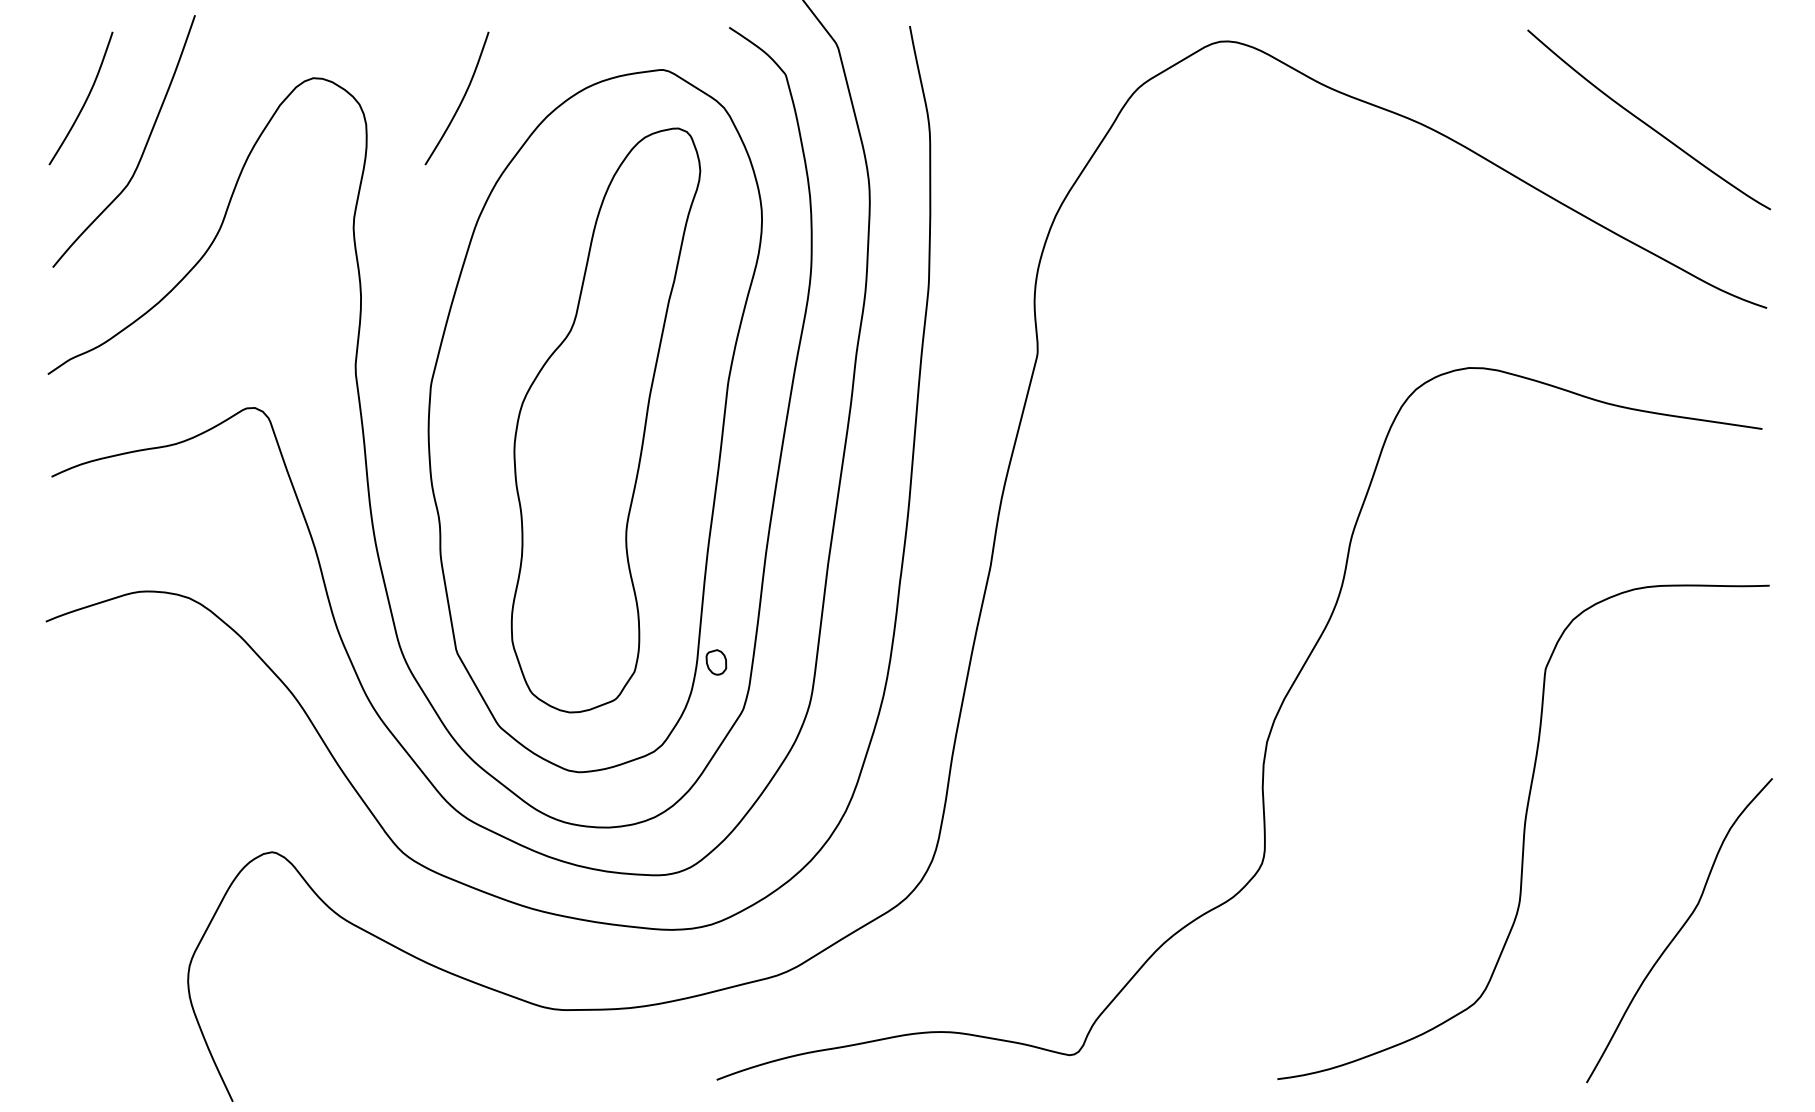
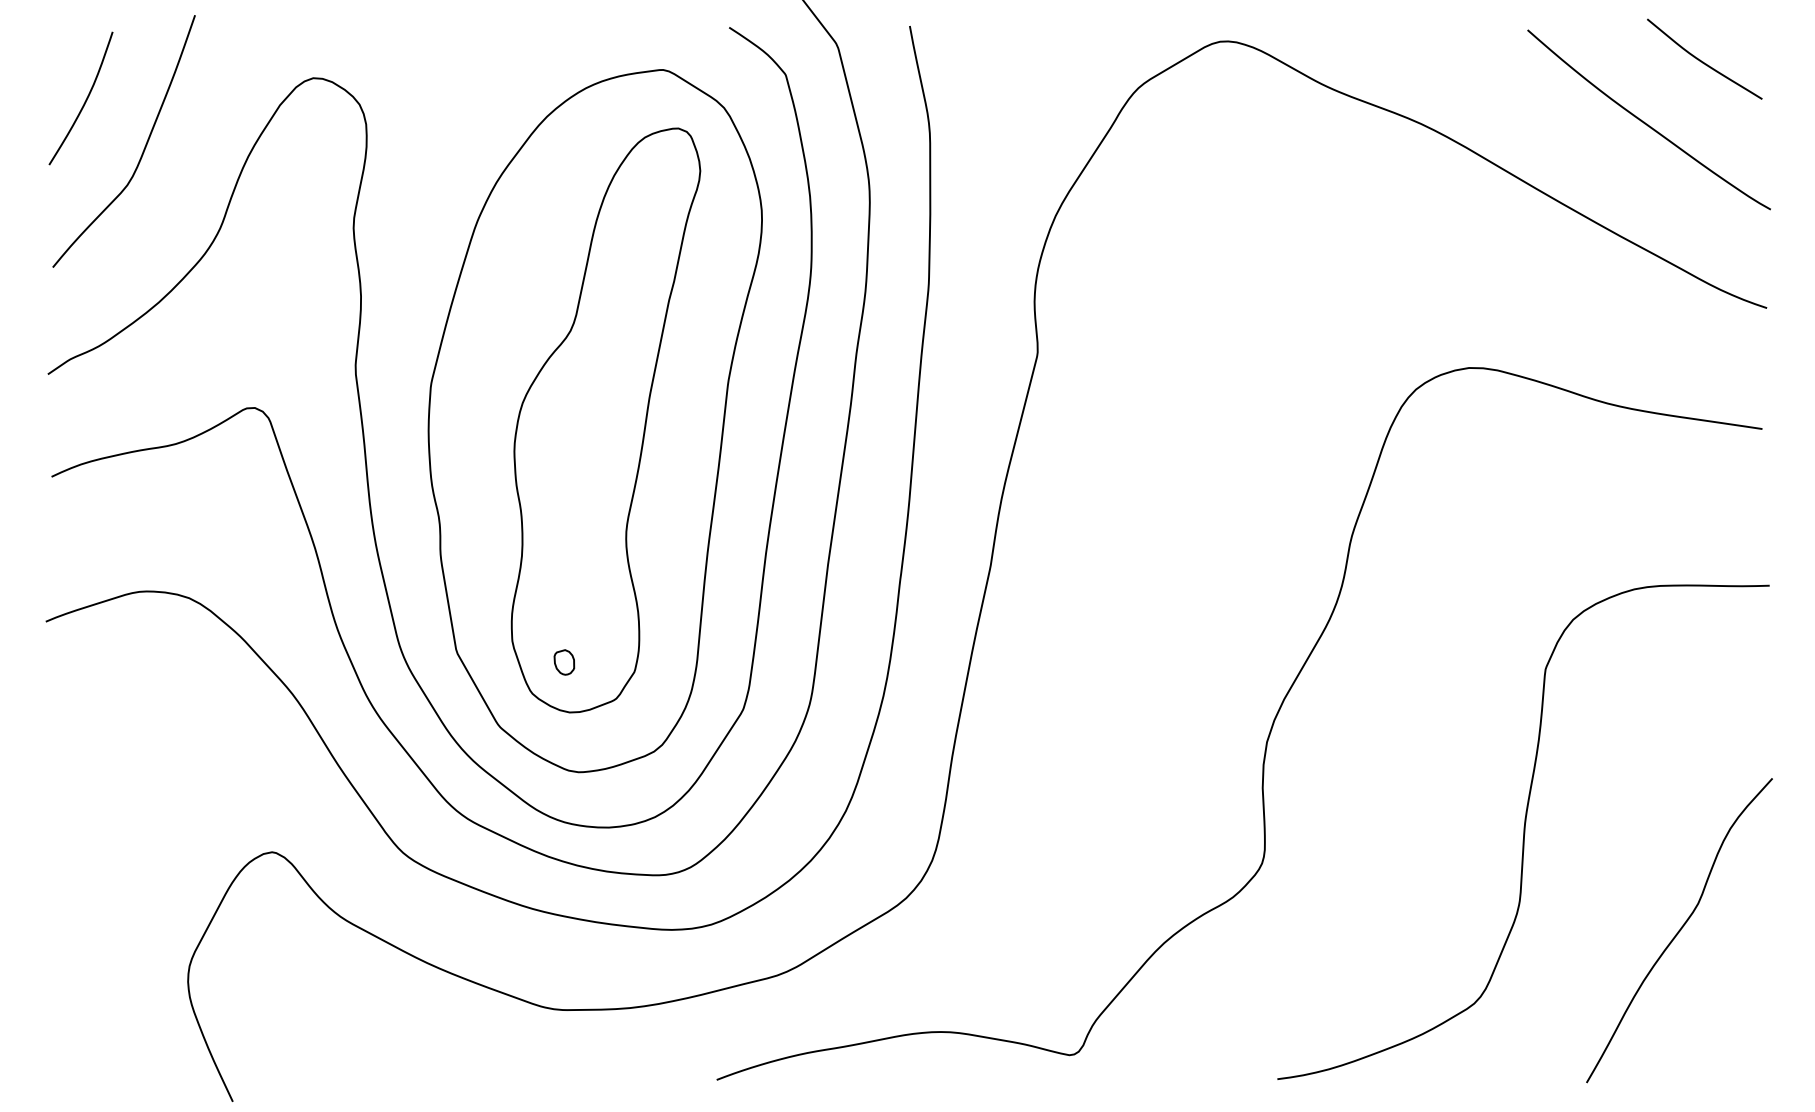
curve: none -> present (1703, 61)
curve: present -> none (460, 101)
part position: (716, 662) -> (564, 662) (564, 662)
